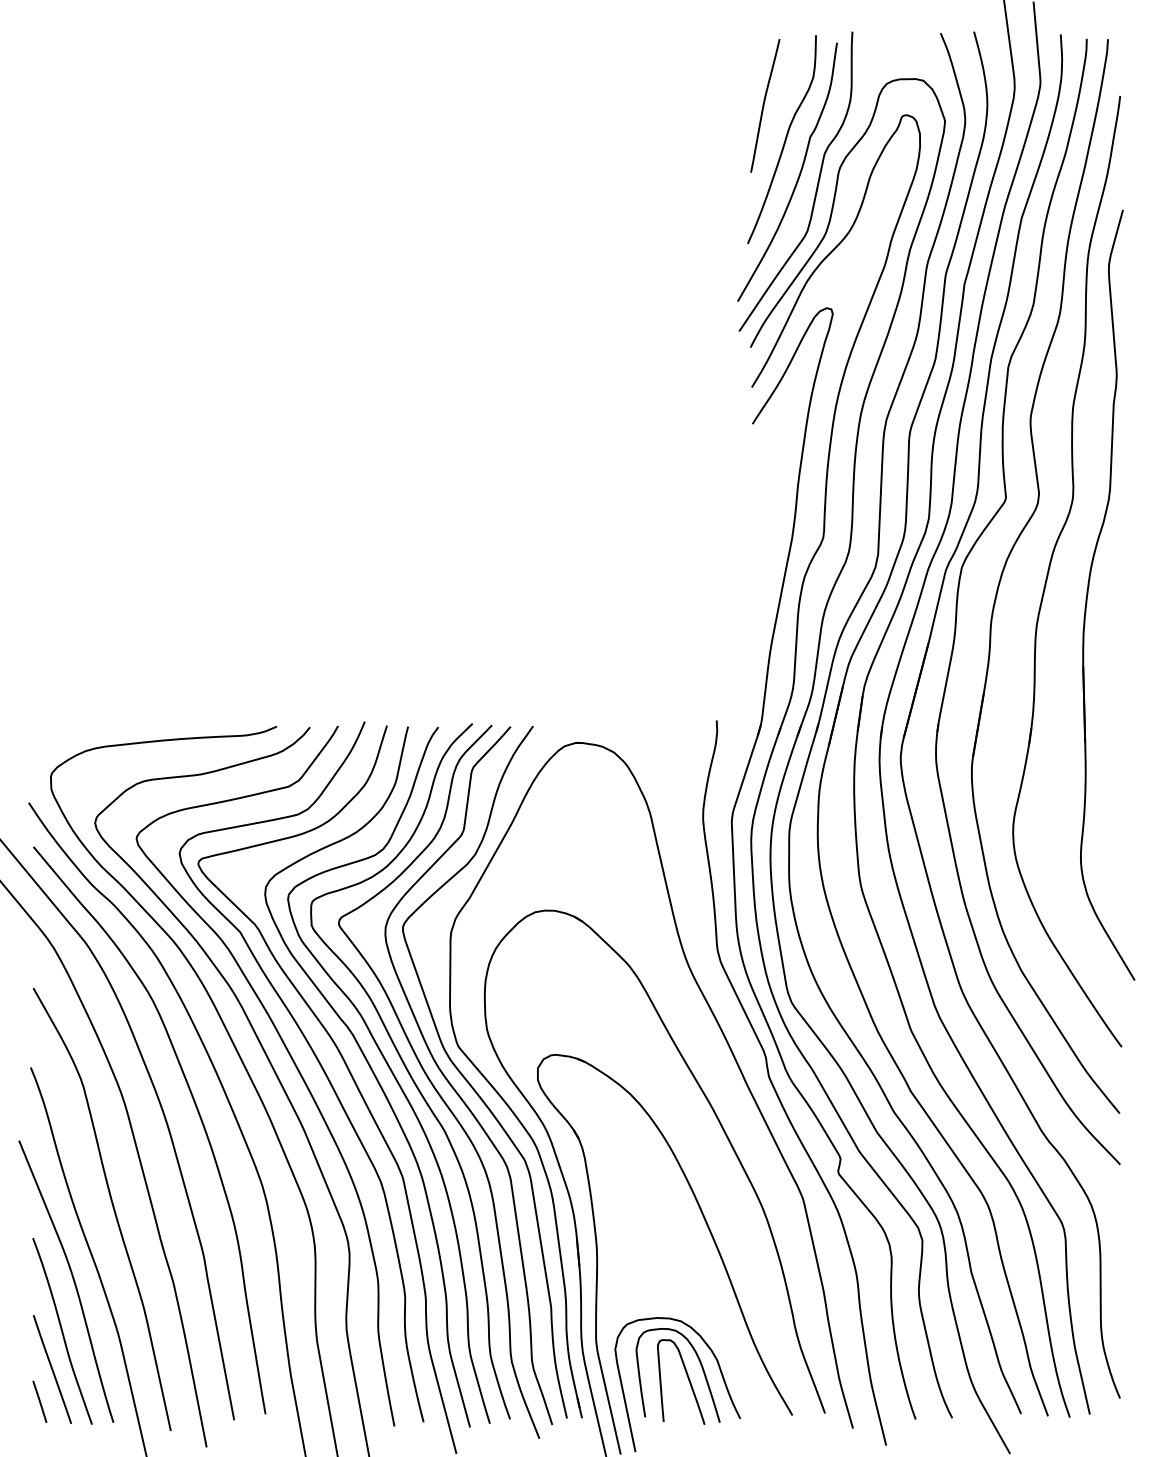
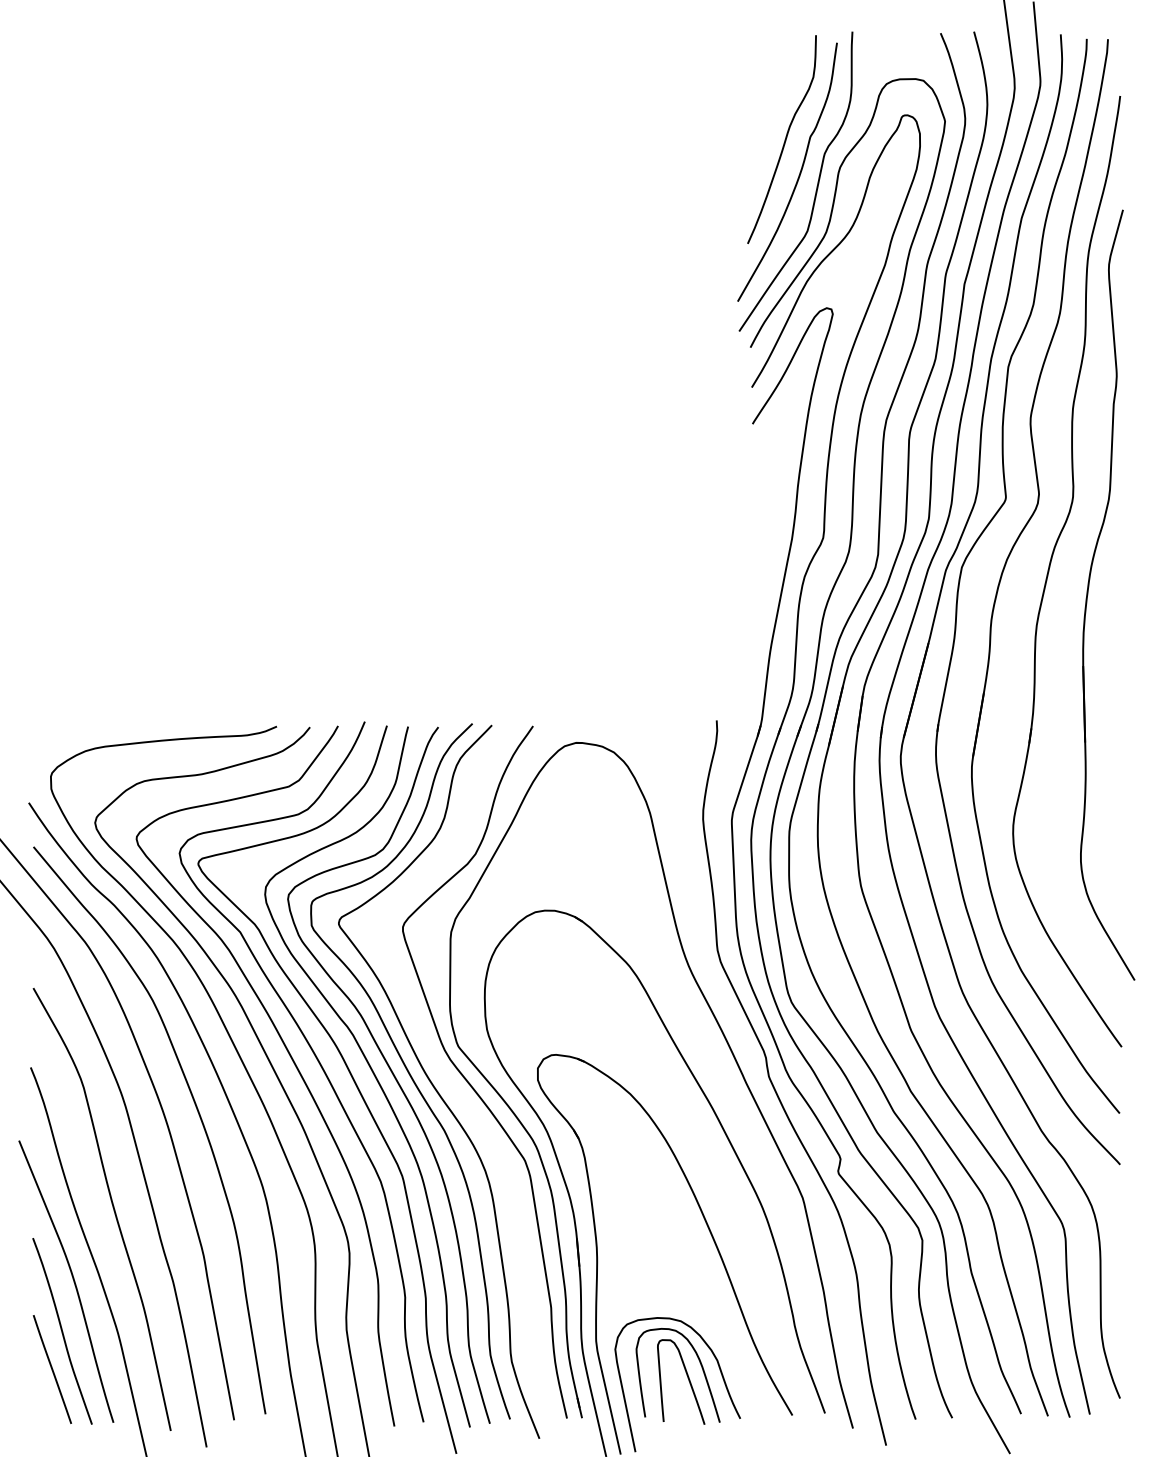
curve: present -> none (764, 105)
curve: present -> none (453, 1086)
line: present -> none (39, 1401)
